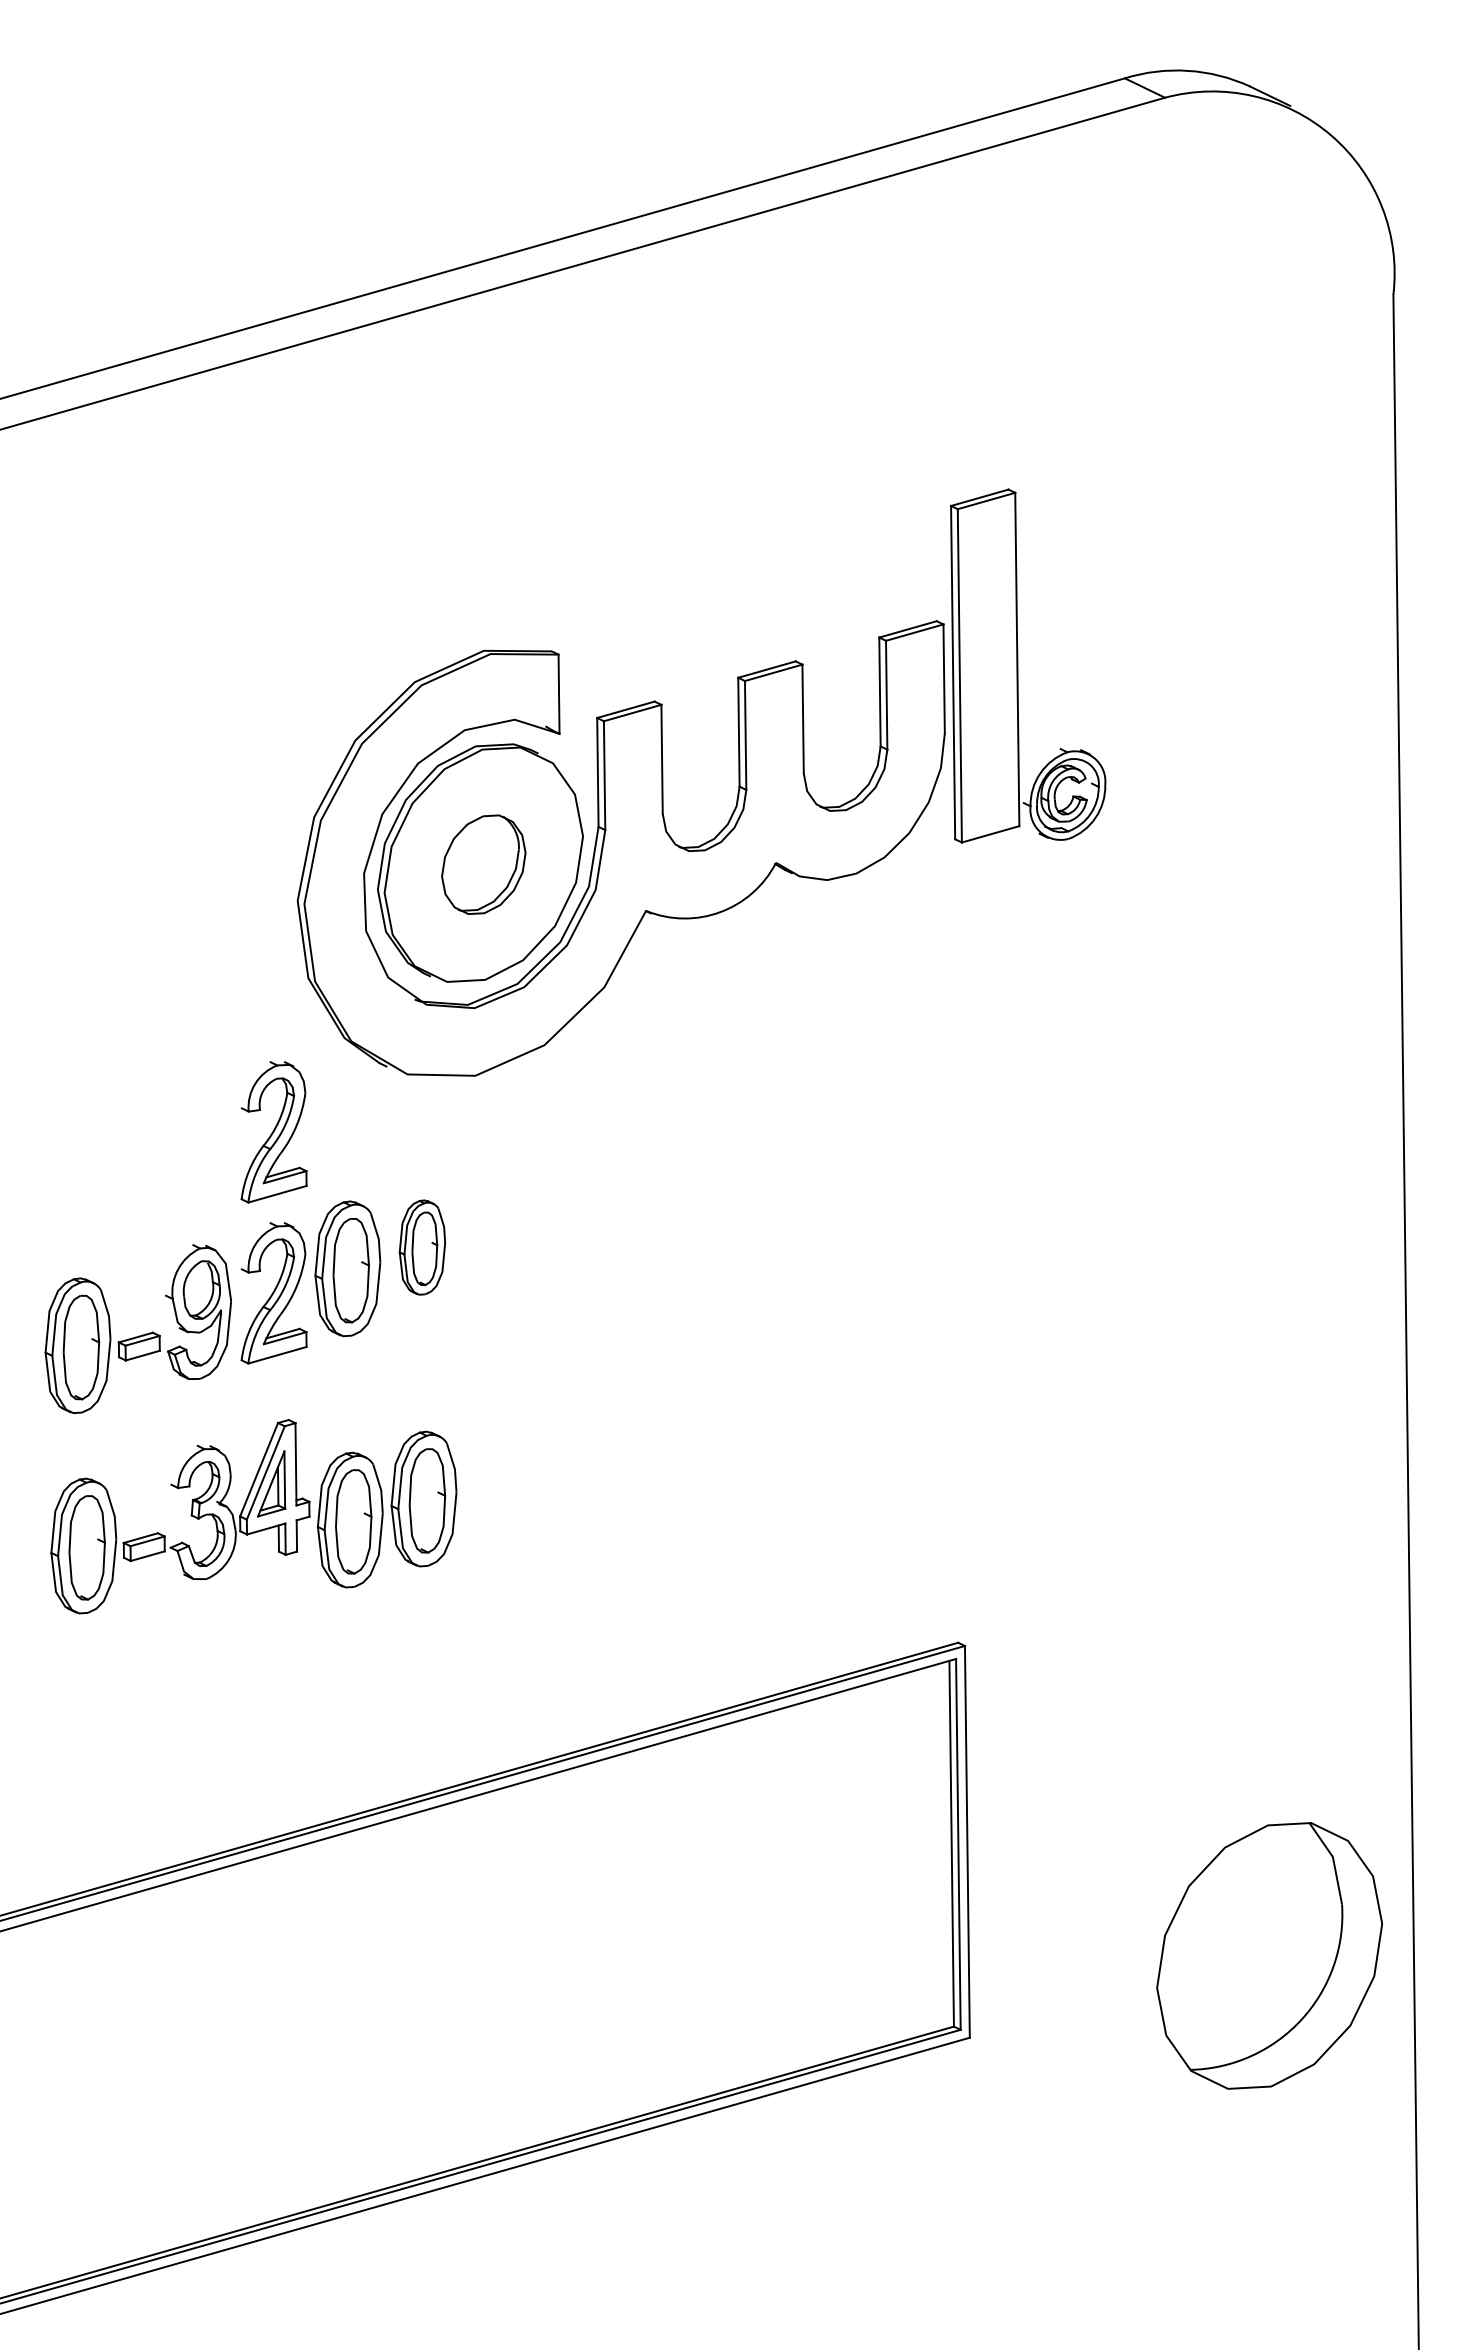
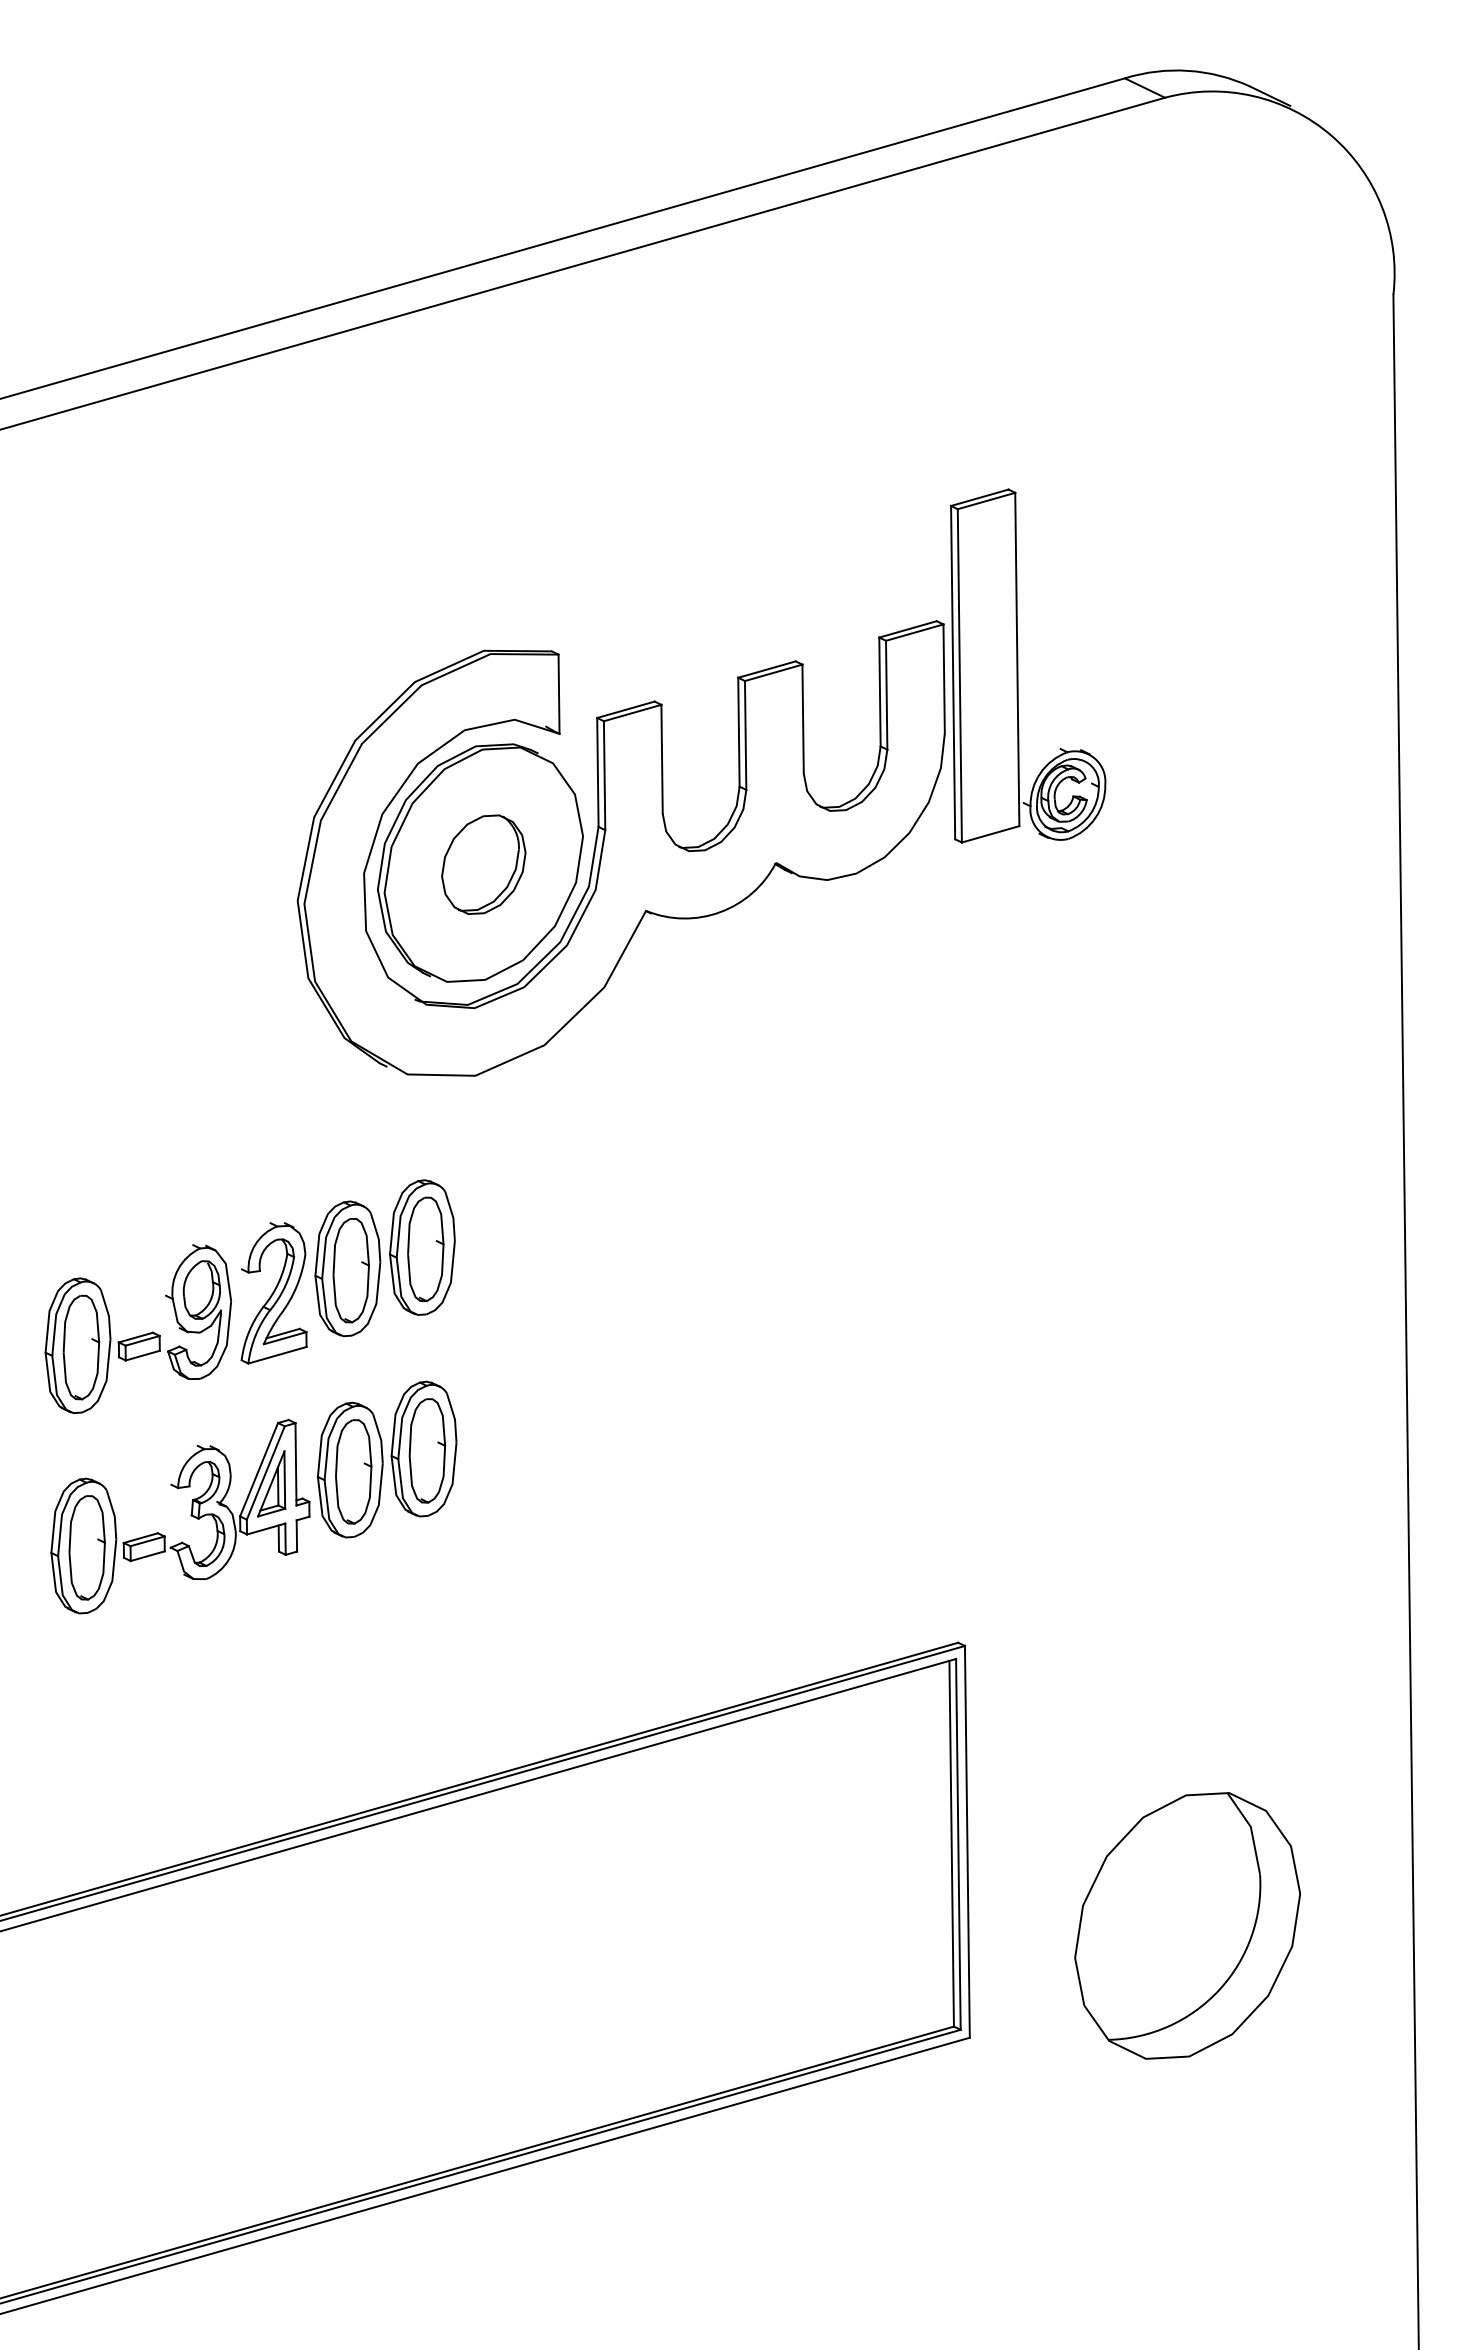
part: present -> none (273, 1132)
part size: 48x97 px -> 67x137 px (422, 1247)
part position: (386, 1509) -> (386, 1459) (386, 1459)
part position: (1269, 1955) -> (1187, 1925) (1187, 1925)
